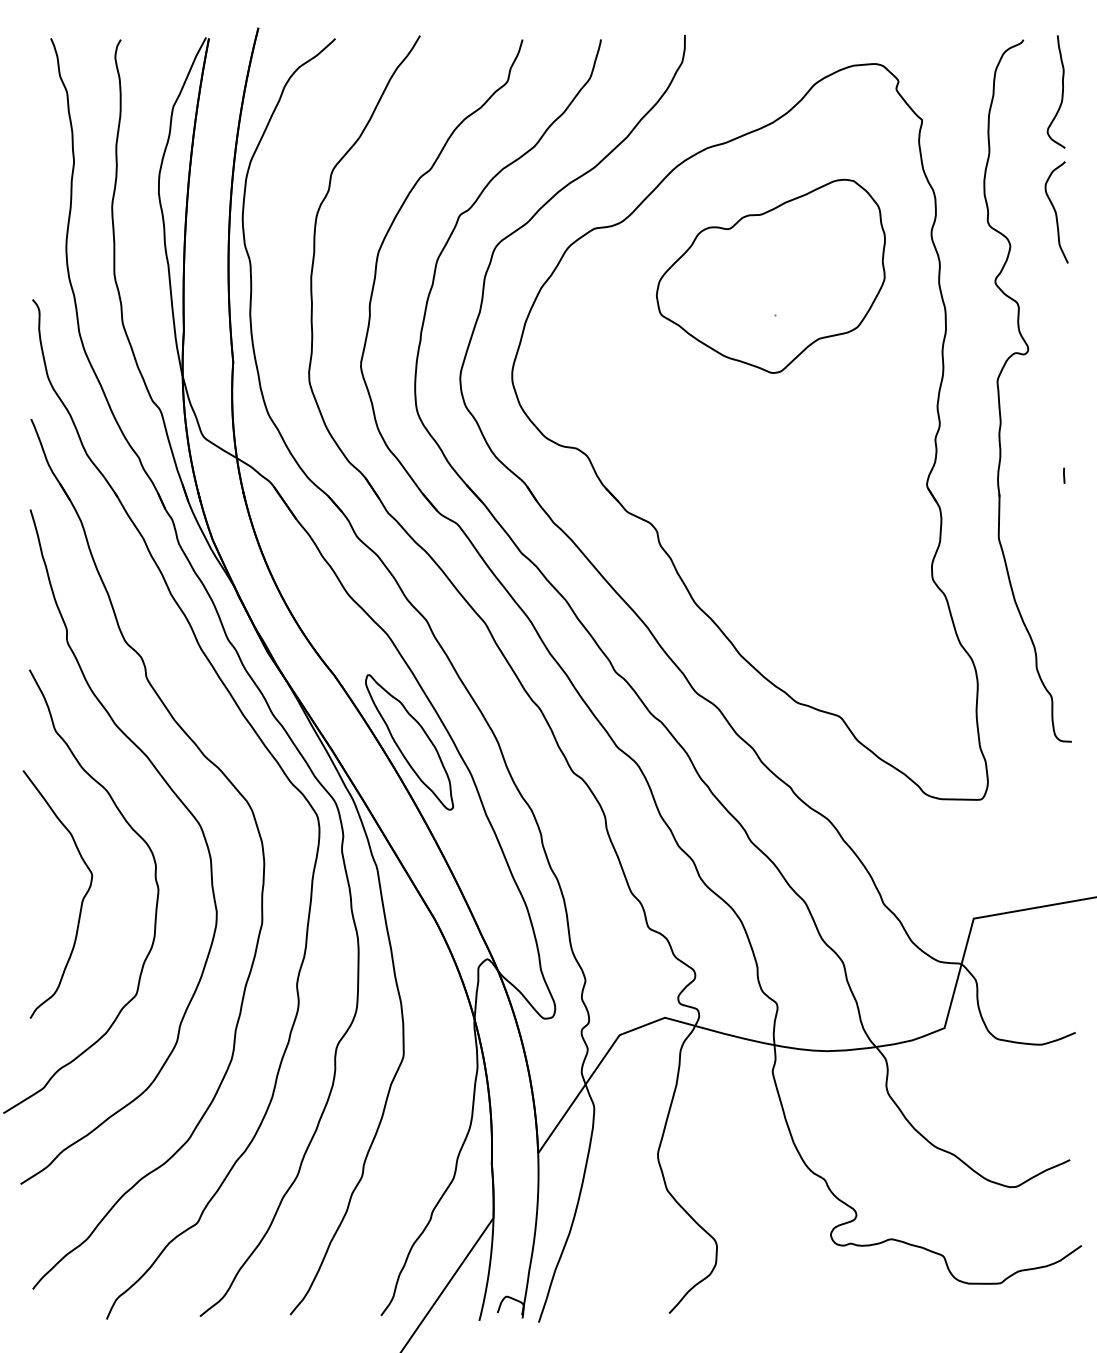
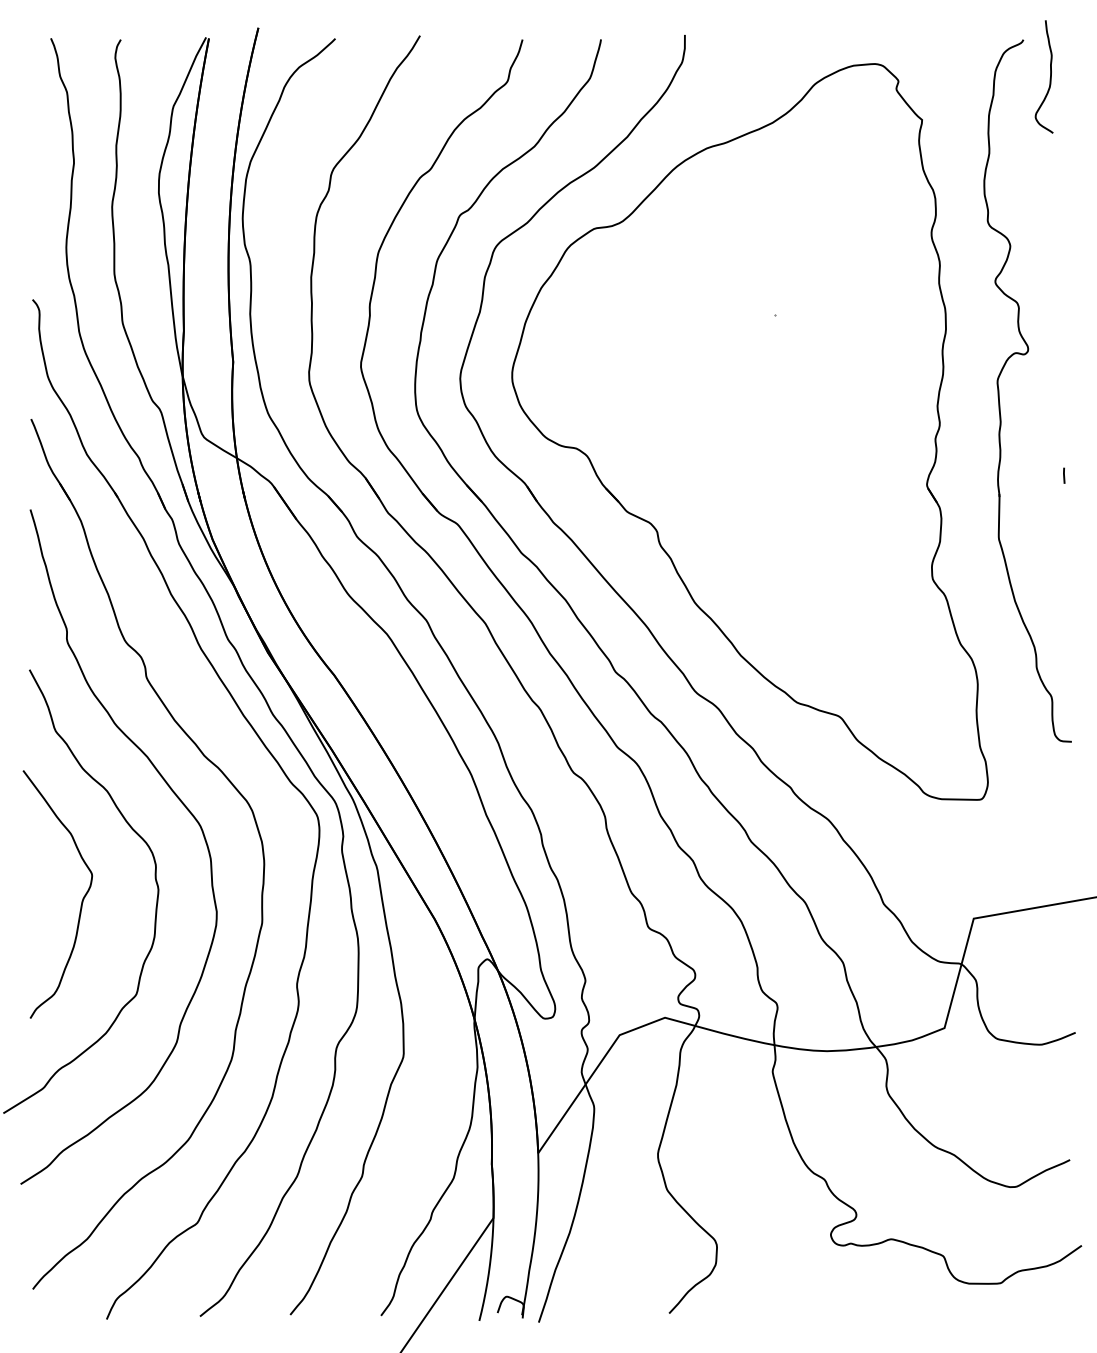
curve position: (1061, 93) -> (1049, 78) (1049, 78)
curve: present -> none (1056, 212)
part: present -> none (770, 275)
part: present -> none (409, 742)
